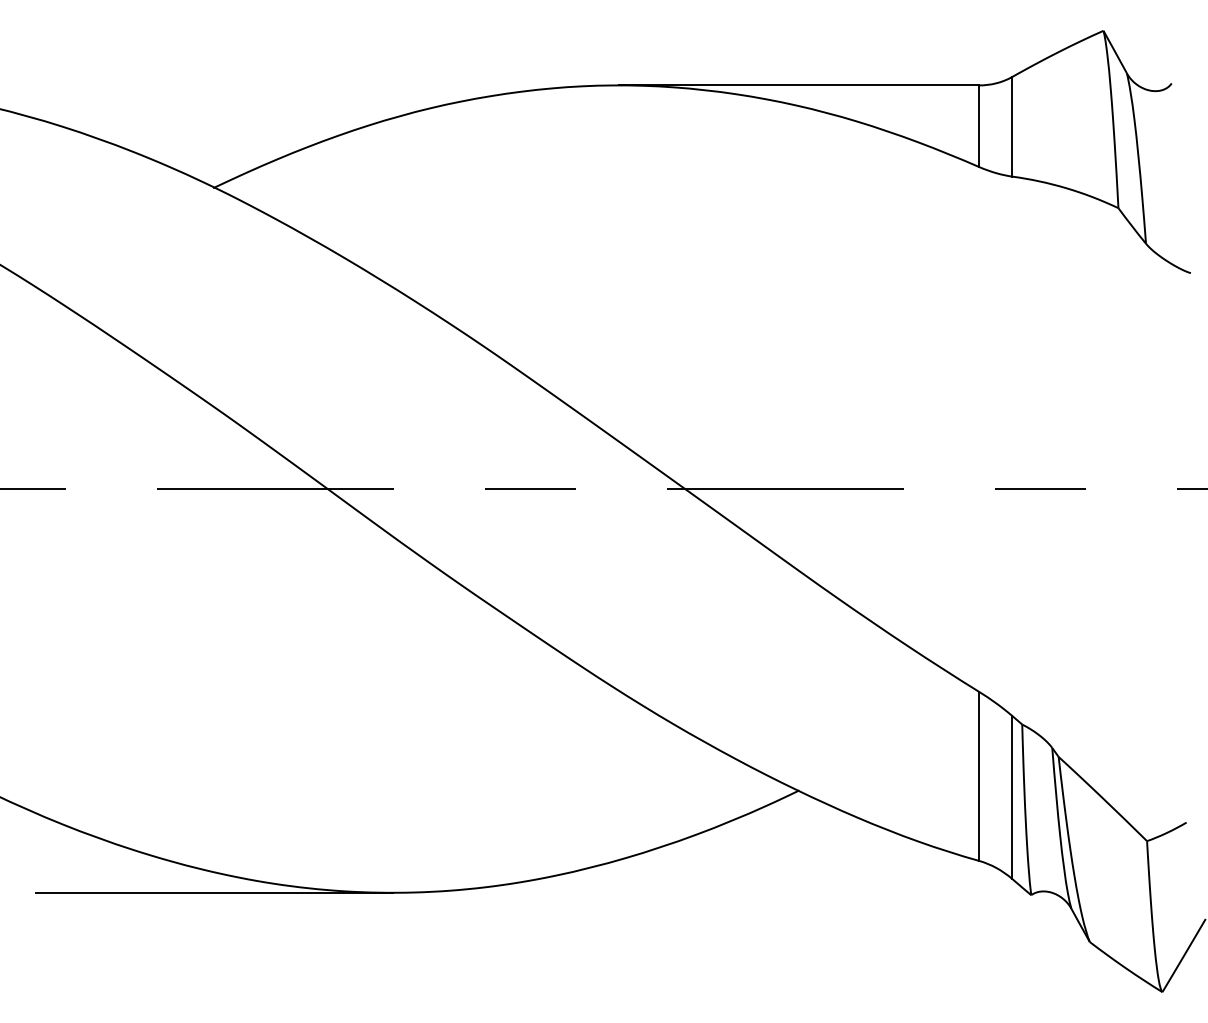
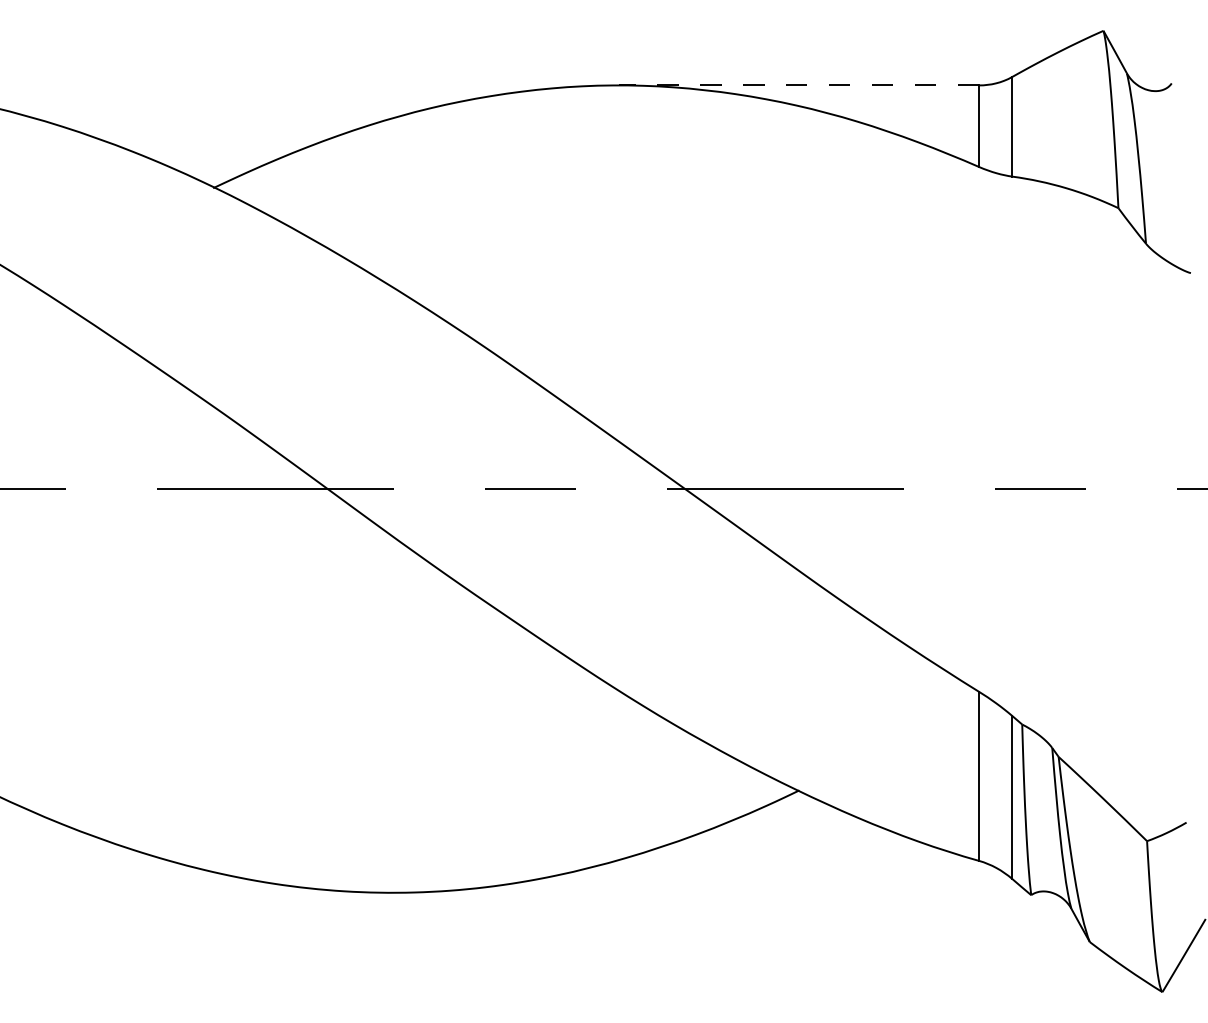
line: solid -> dashed (799, 85)
line: present -> none (214, 892)
